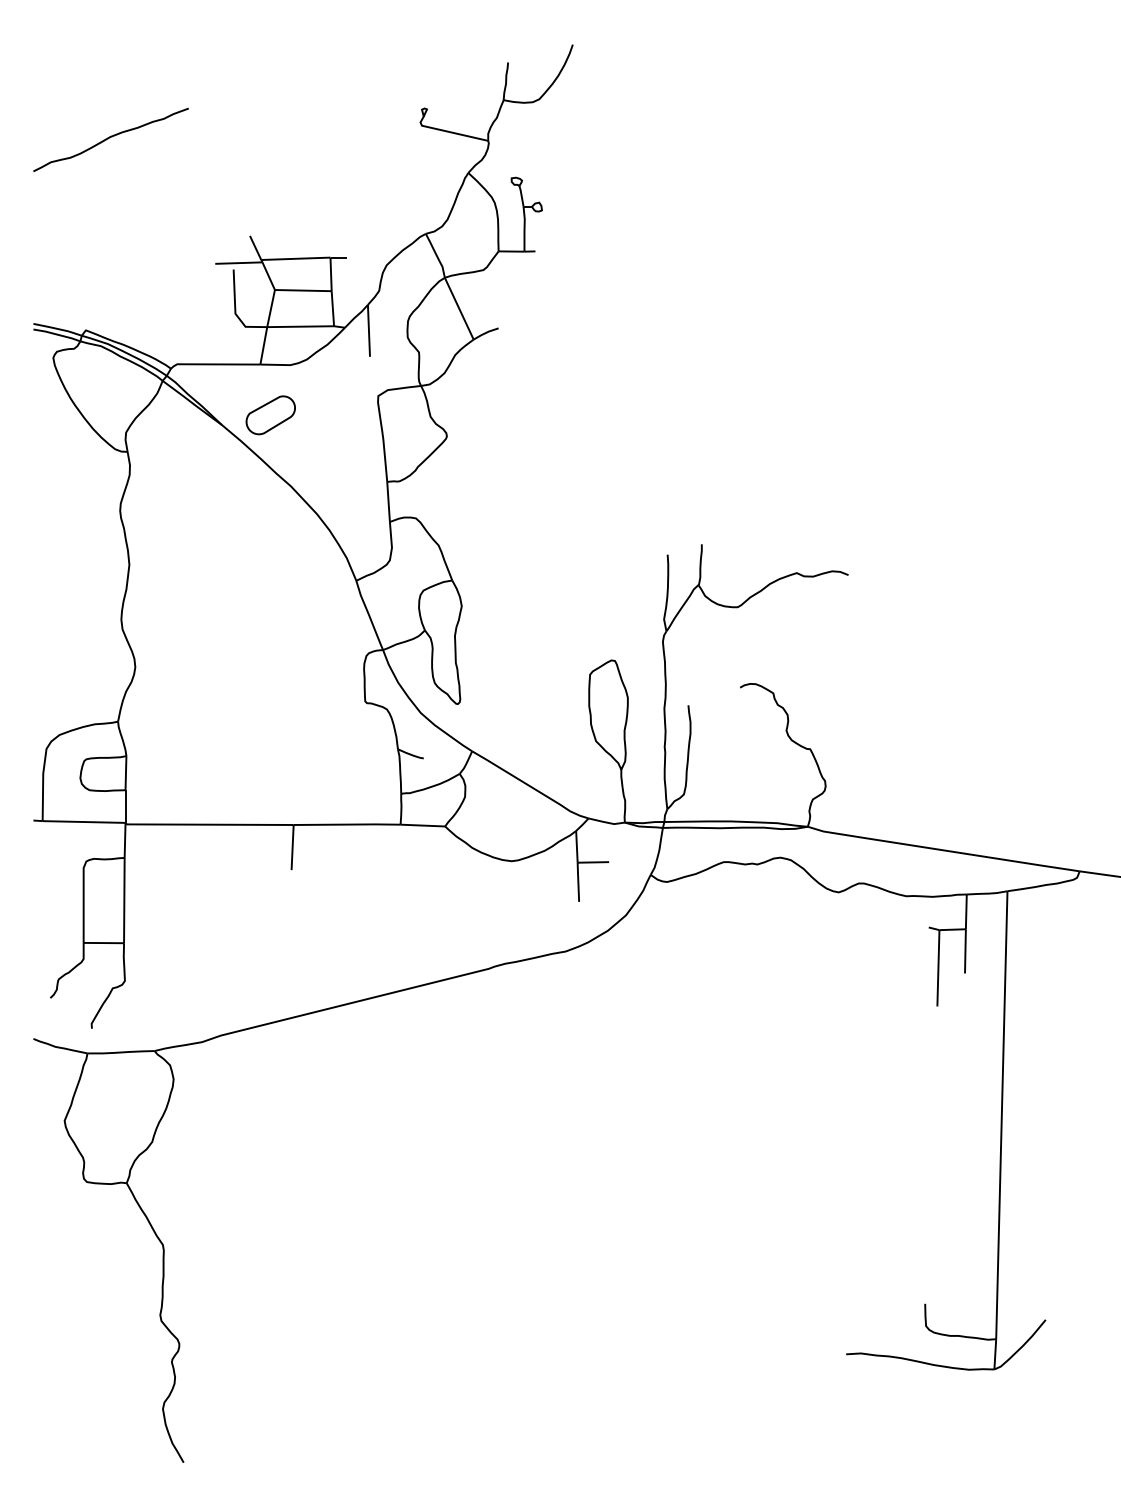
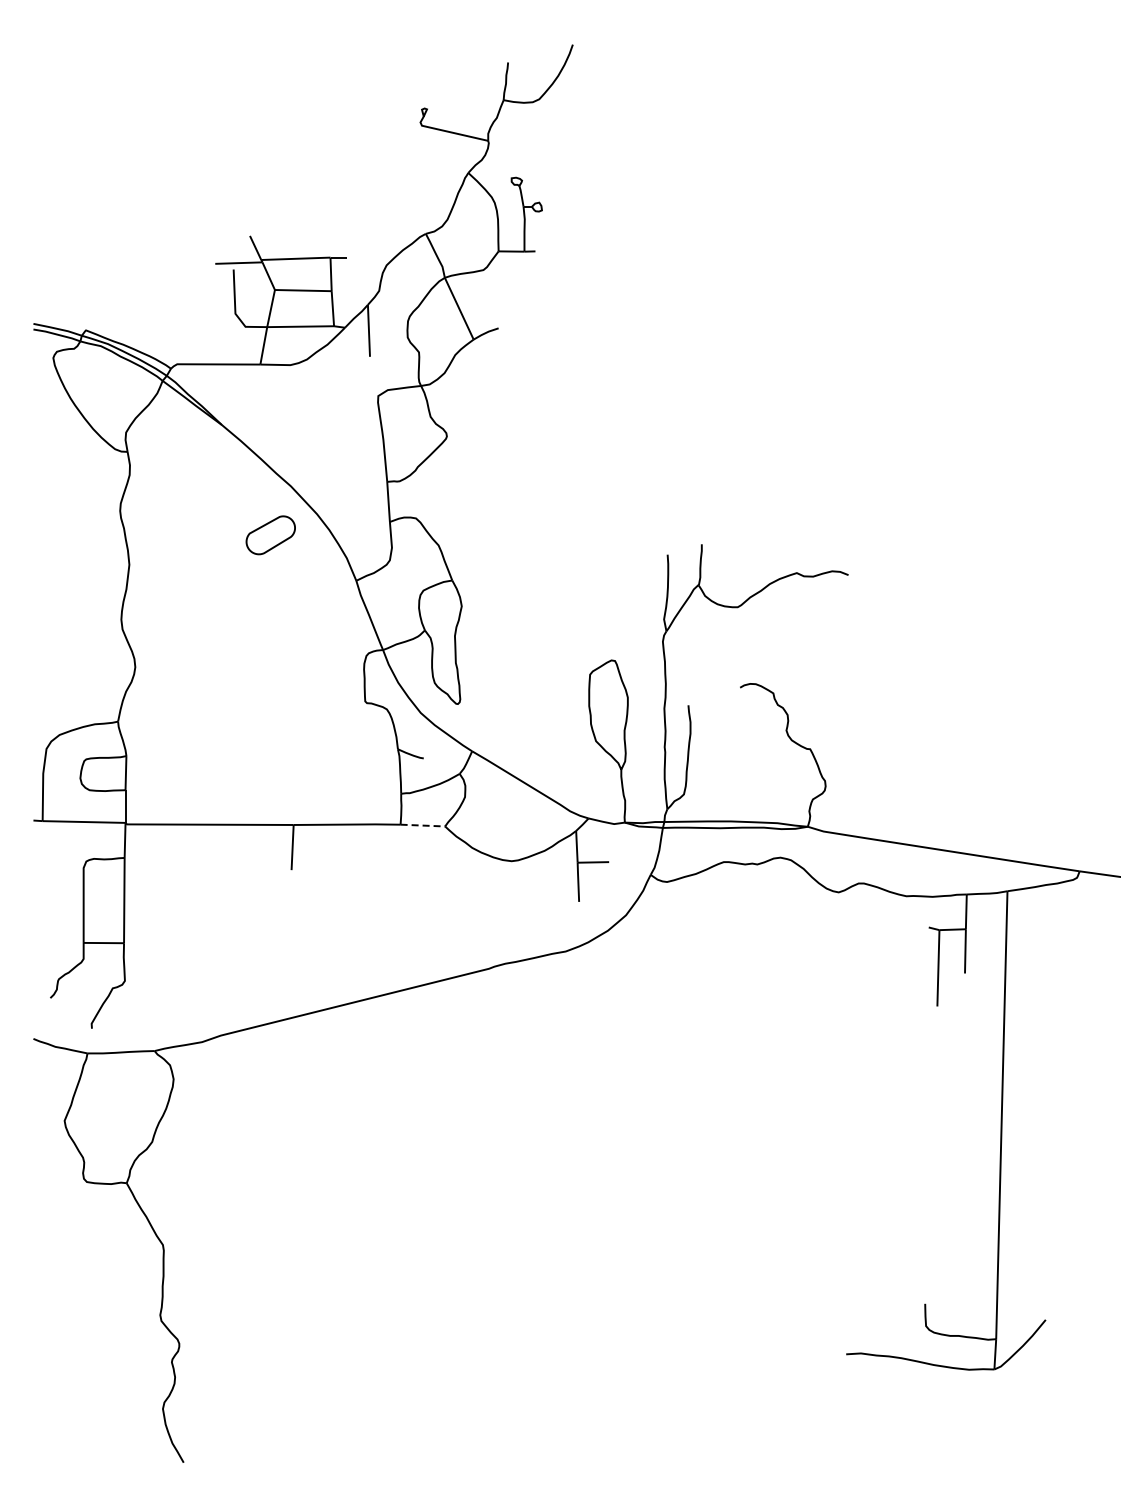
curve: present -> none (109, 138)
part position: (270, 415) -> (270, 535) (270, 535)
line: solid -> dashed (423, 825)
